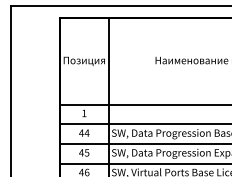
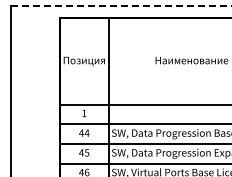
line: solid -> dashed (121, 6)
